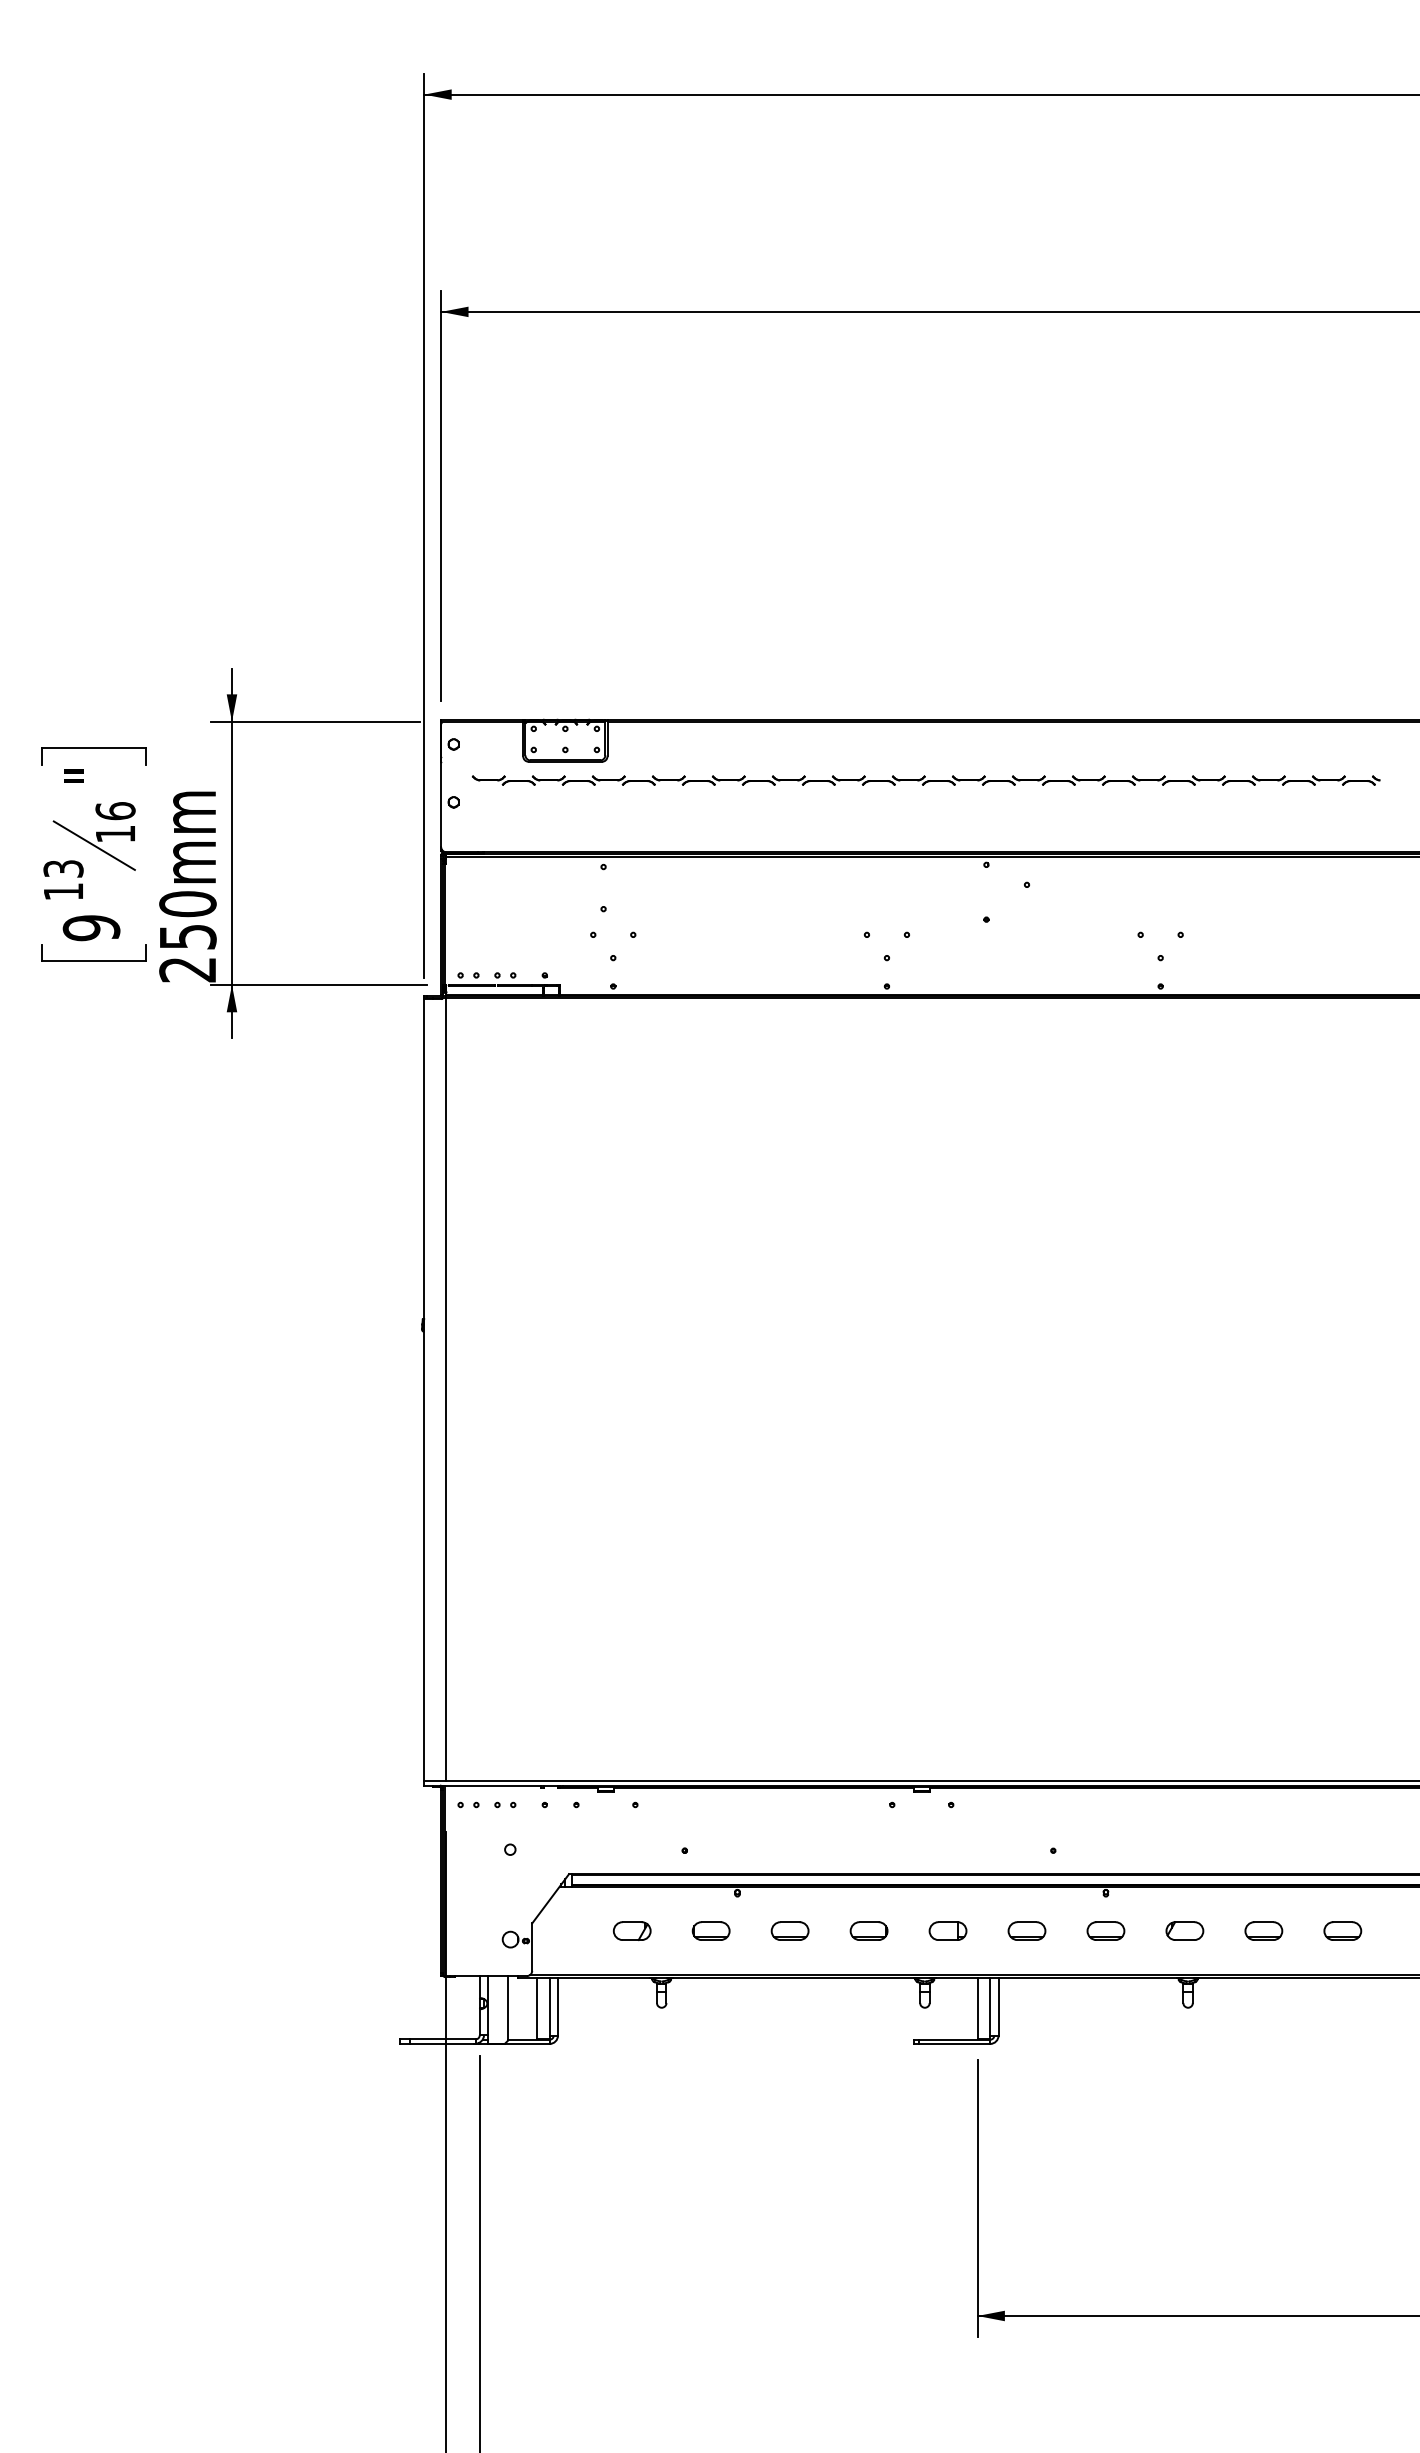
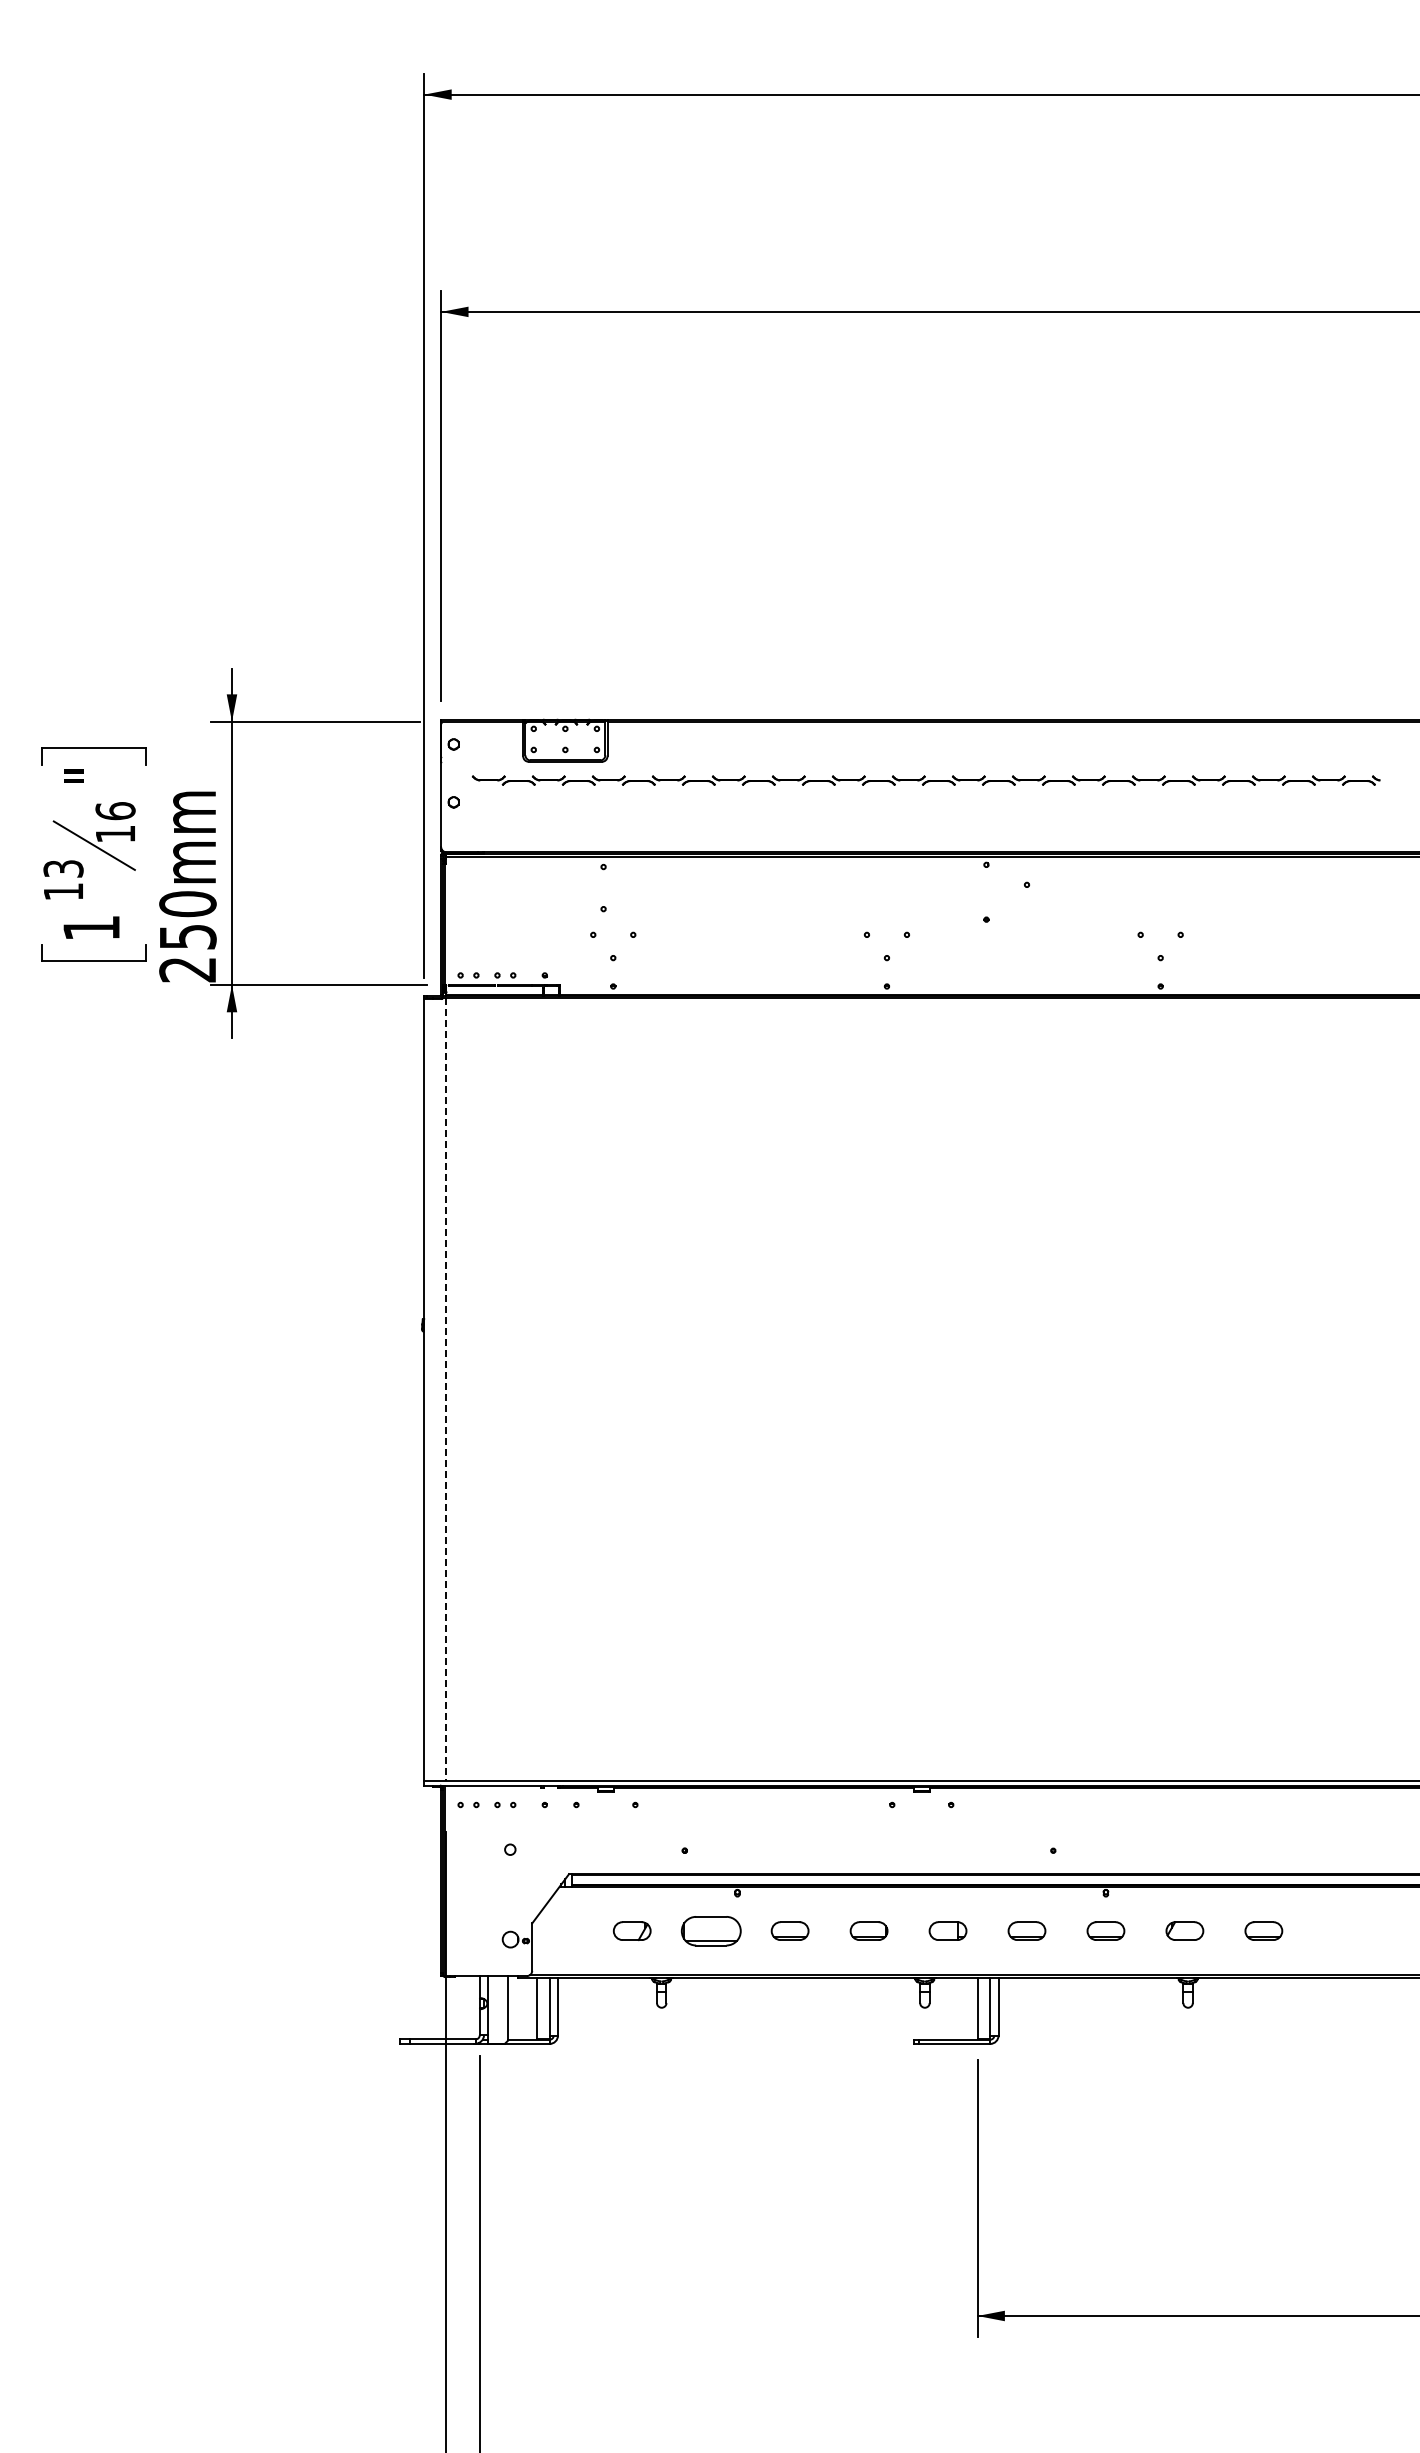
text: 9 -> 1 (91, 928)
line: solid -> dashed (446, 1389)
part size: 40x20 px -> 61x31 px (711, 1931)
part: present -> none (1342, 1930)
